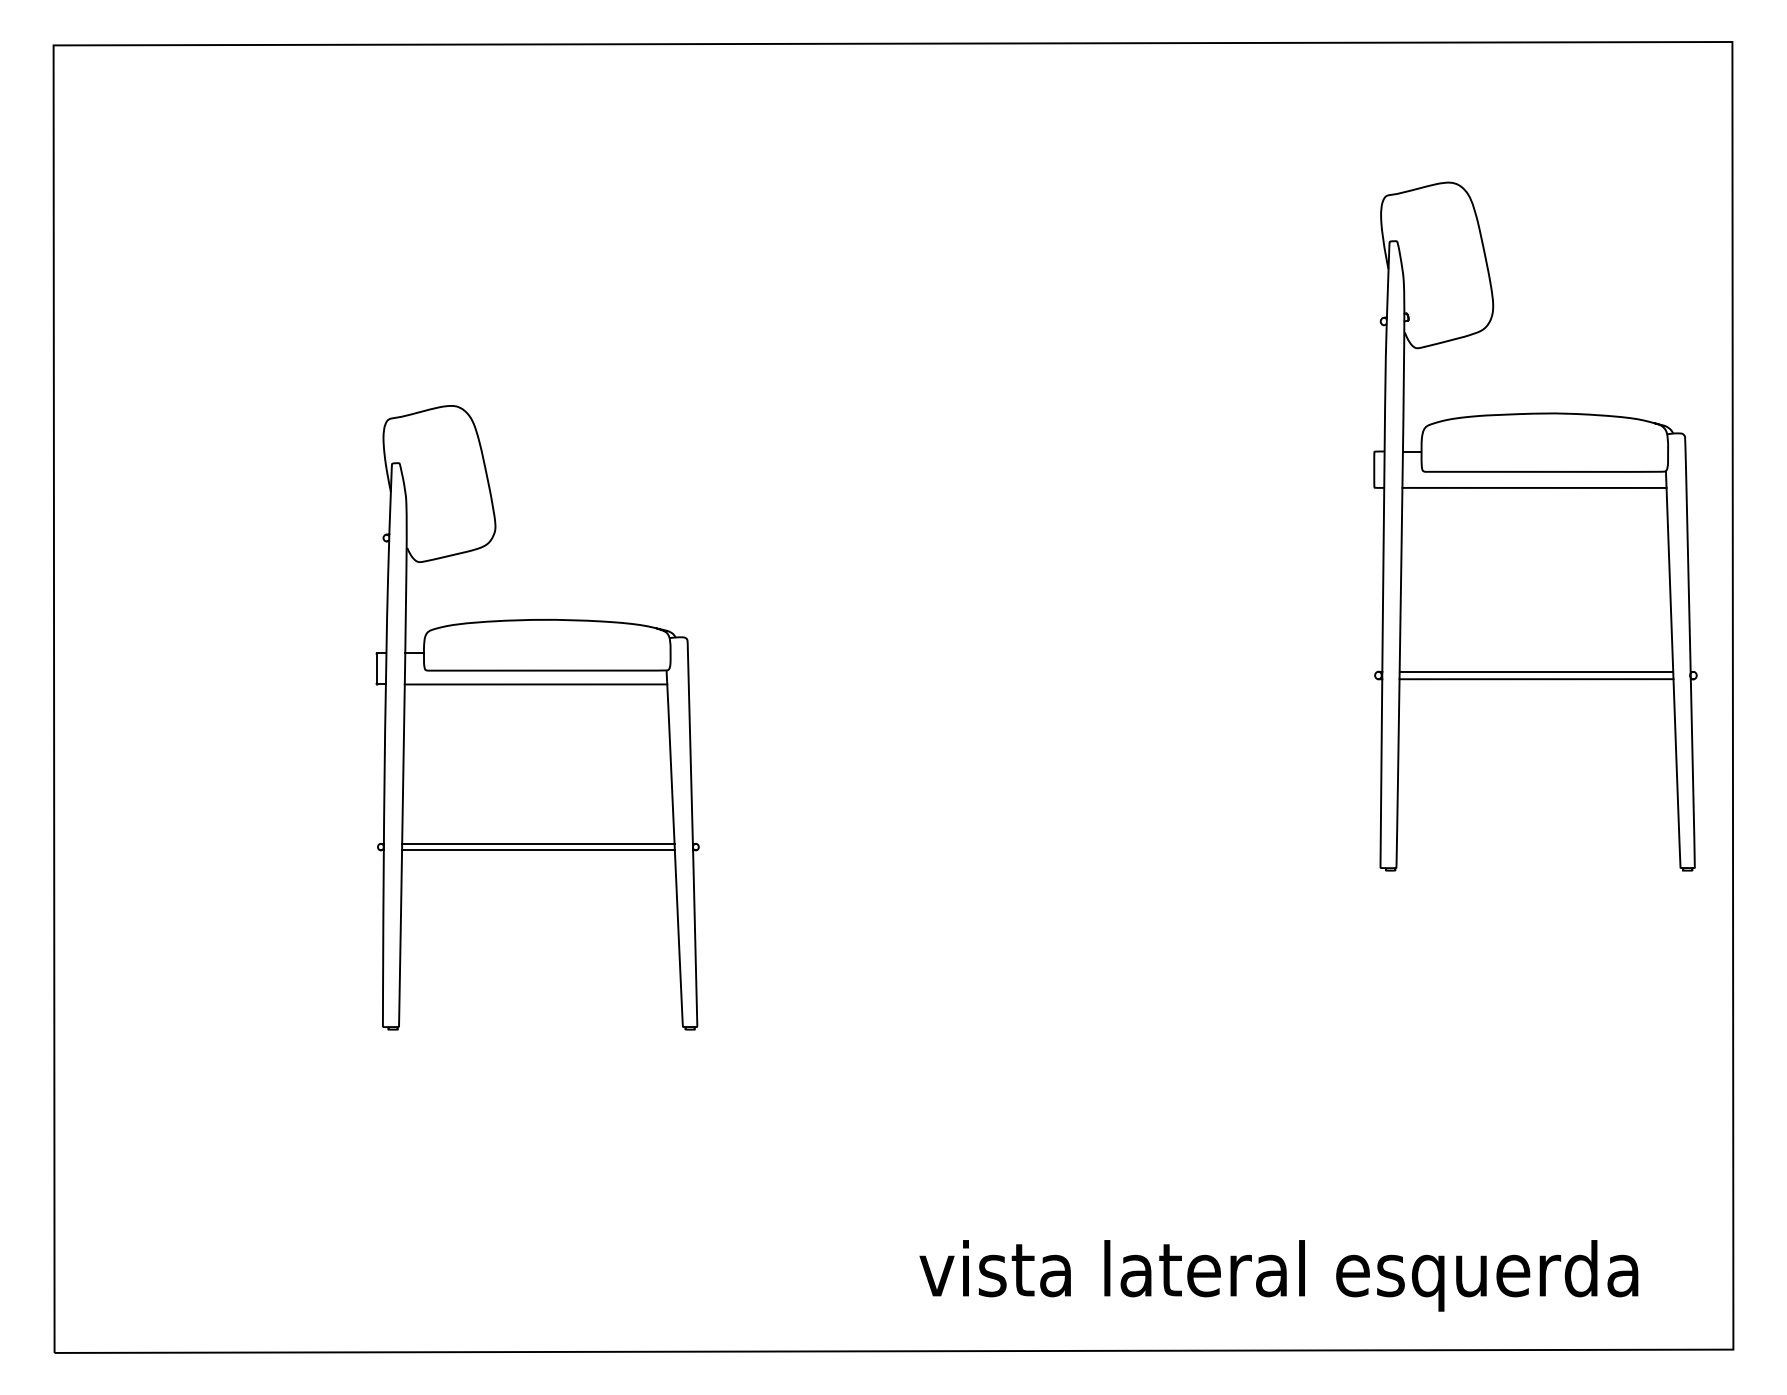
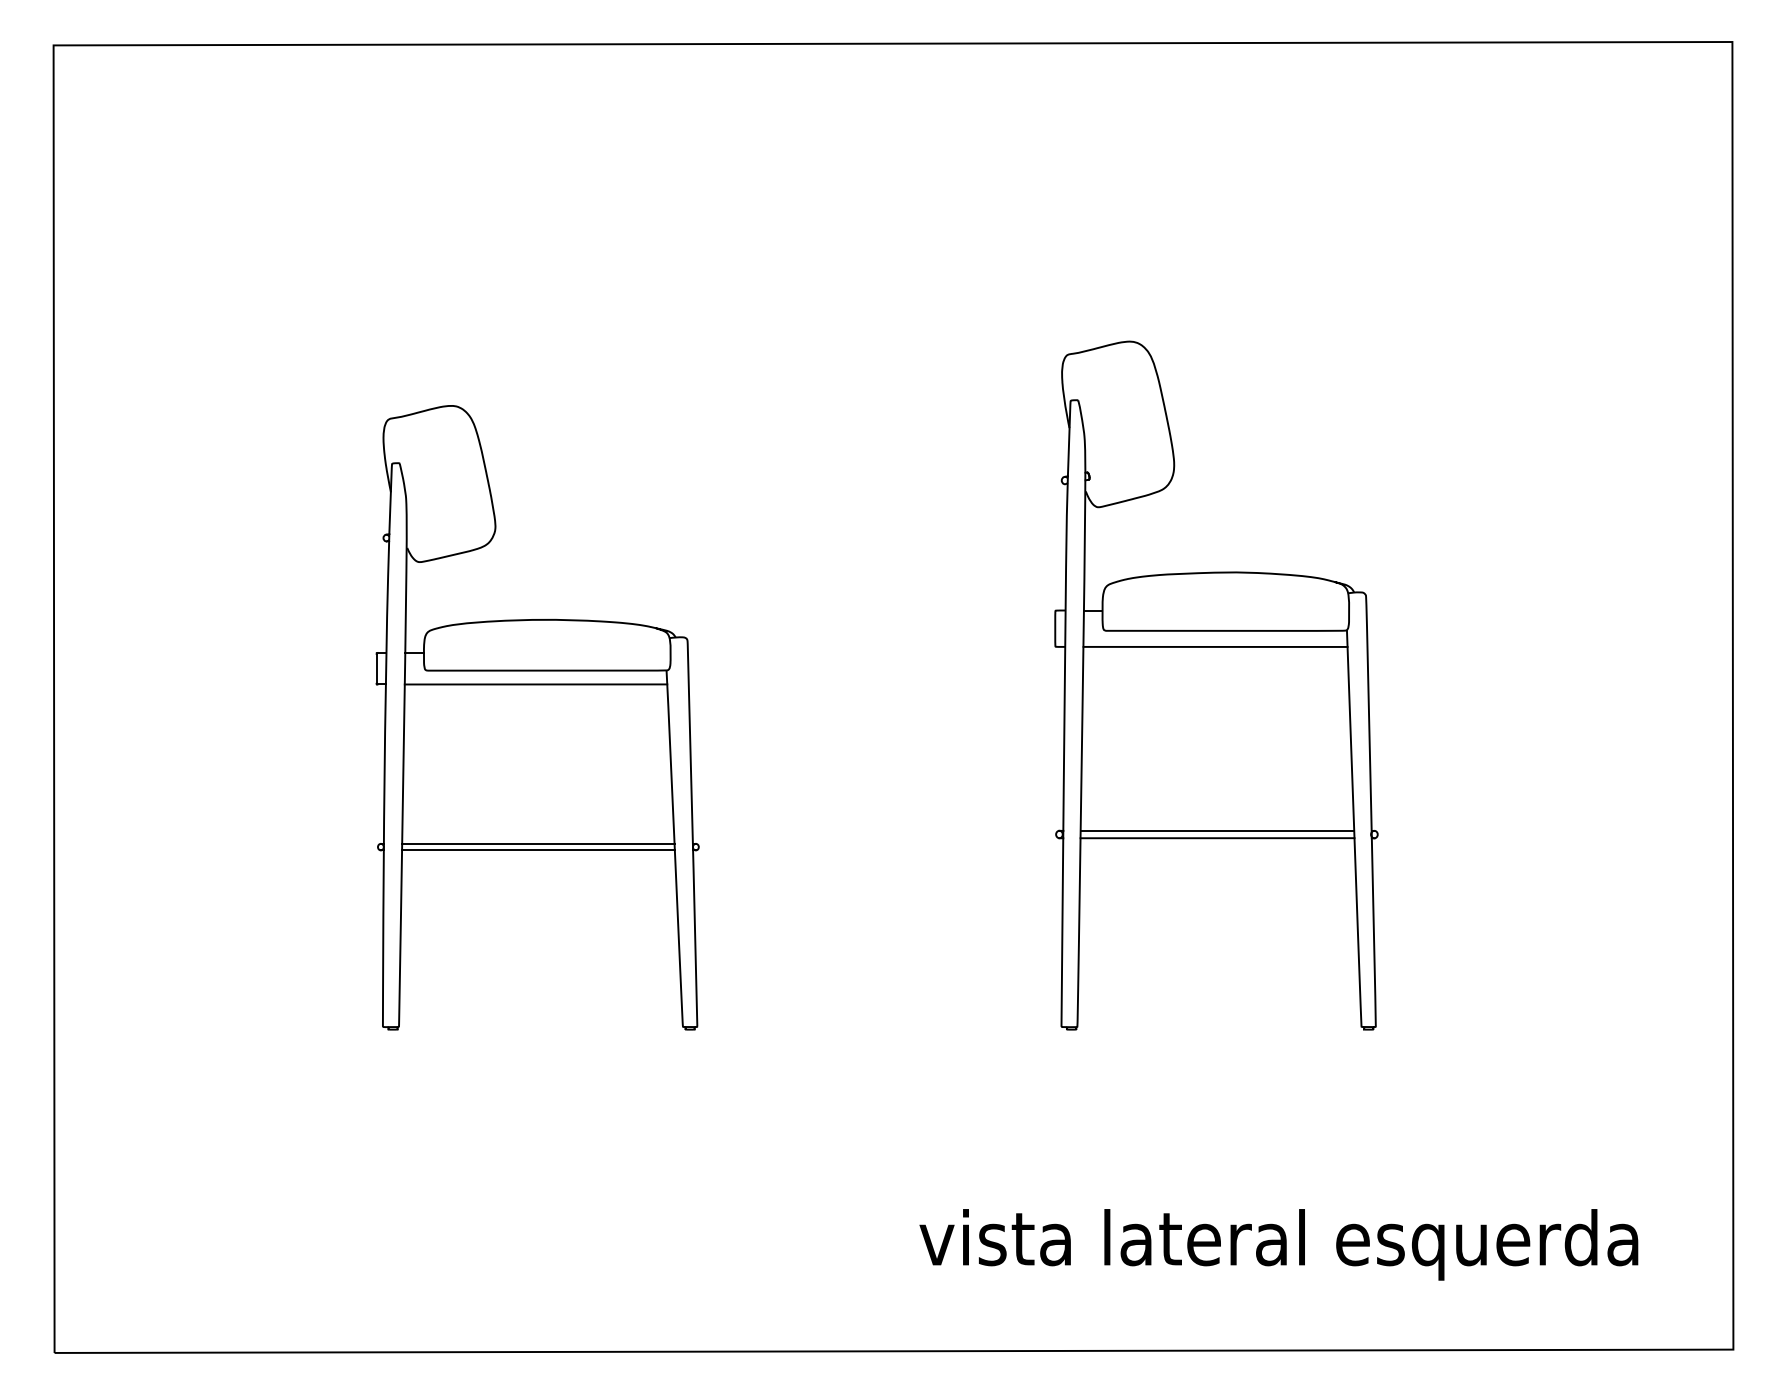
part position: (1535, 526) -> (1216, 685) (1216, 685)
text position: (1278, 1275) -> (1278, 1244) (1278, 1244)
